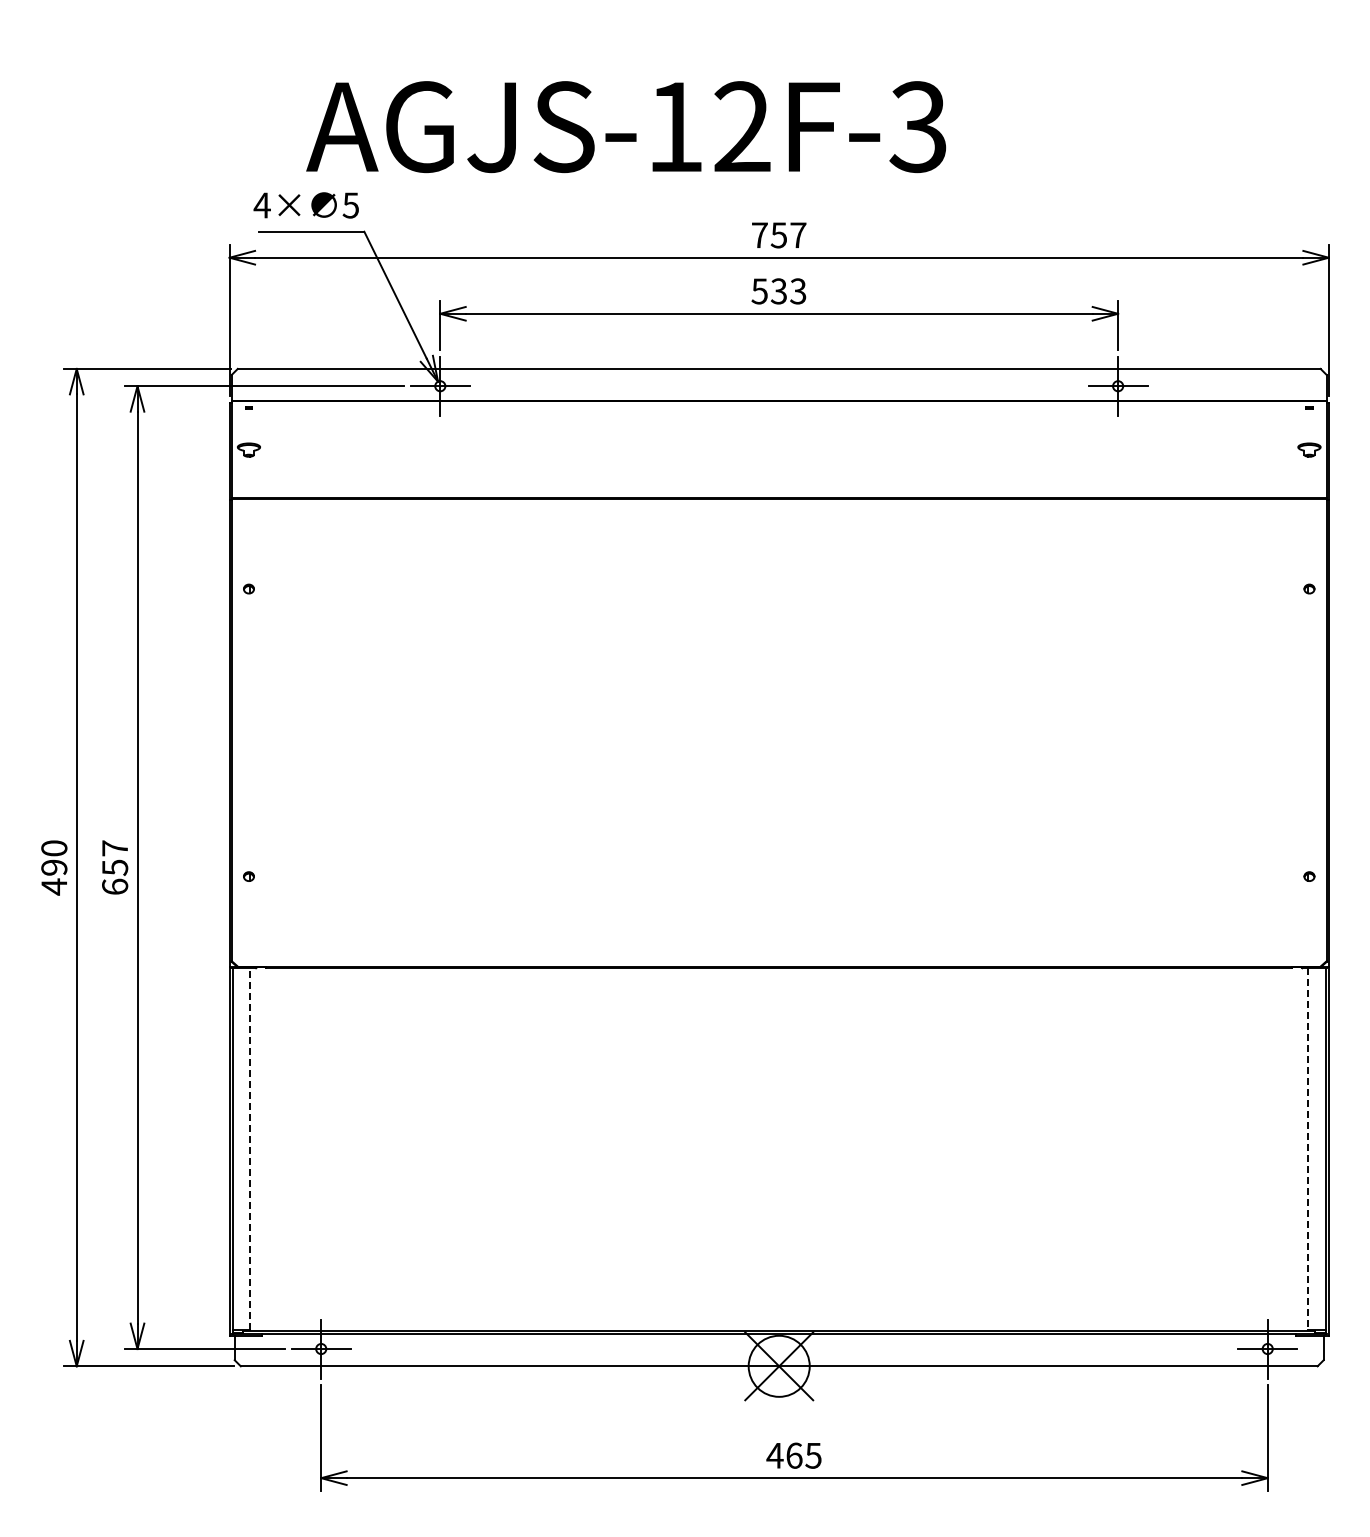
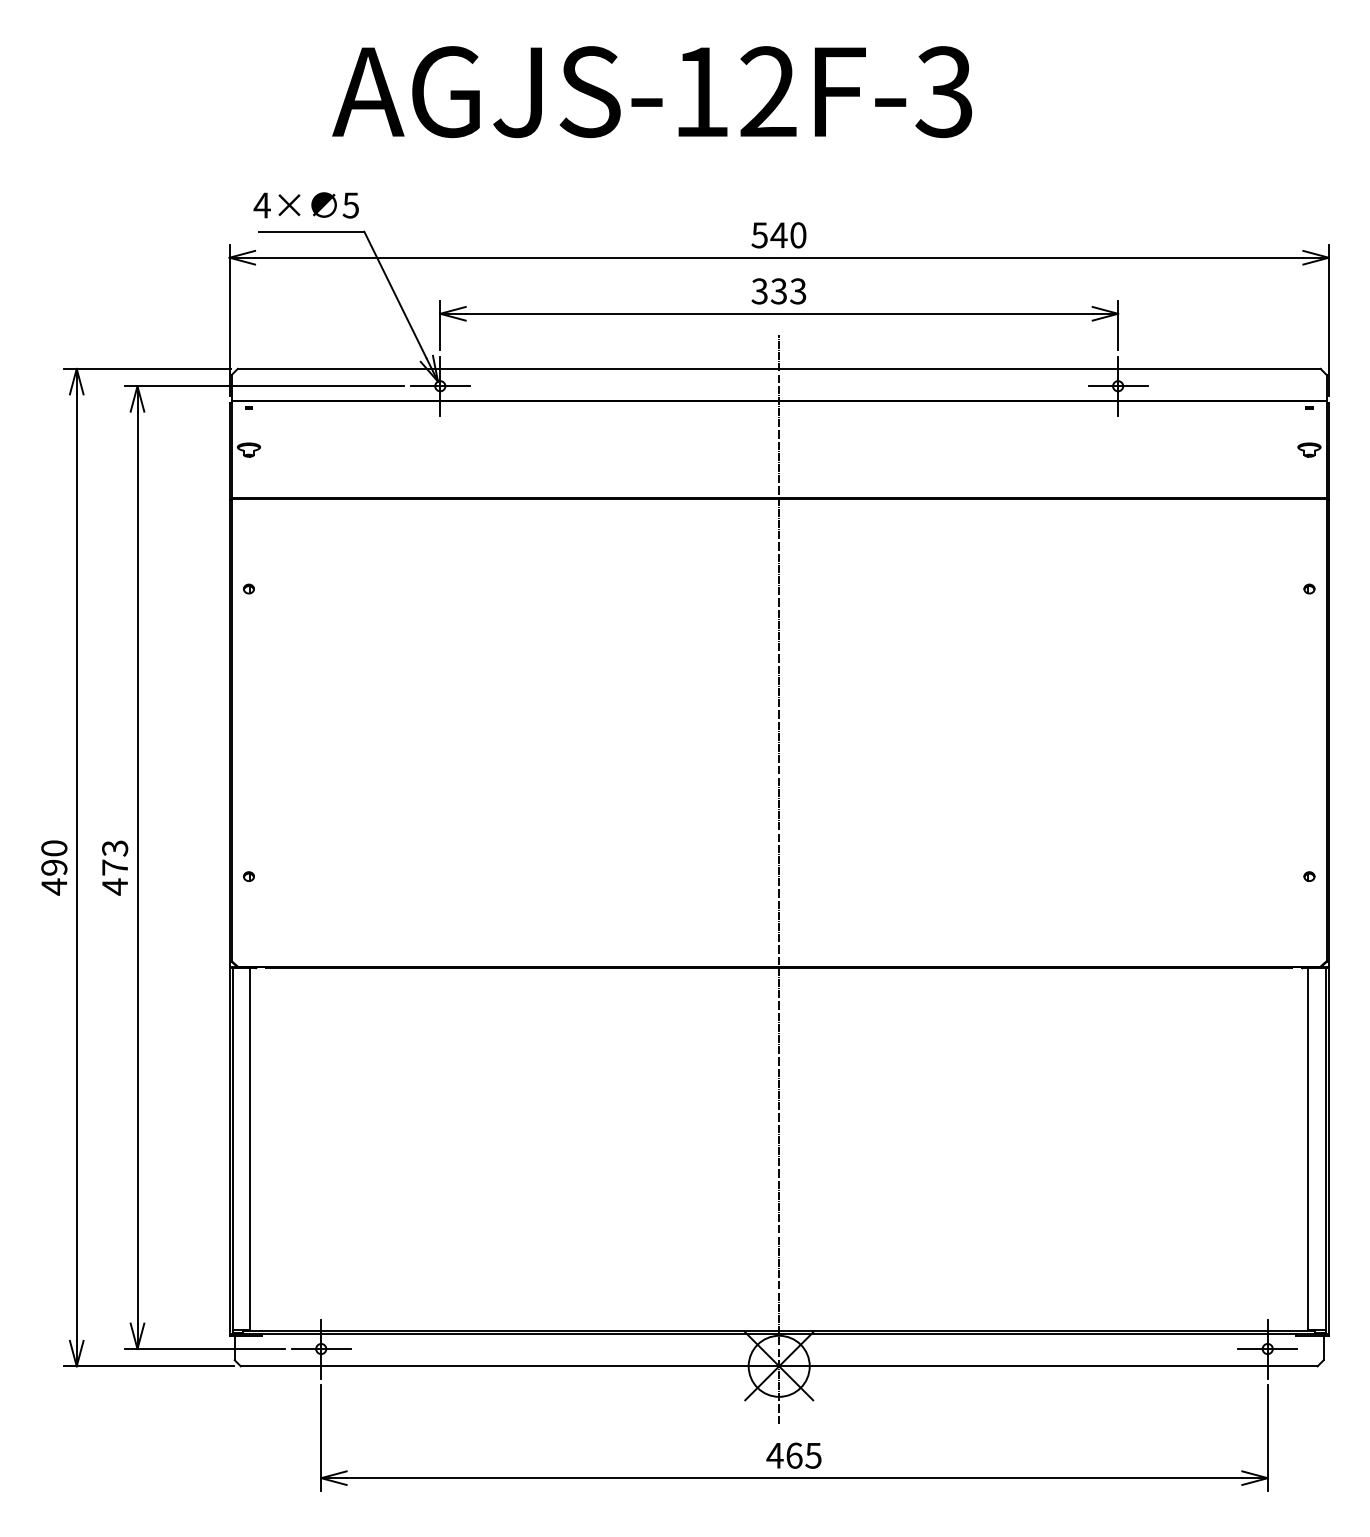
text position: (626, 127) -> (652, 92) (652, 92)
text: 757 -> 540 (778, 235)
text: 533 -> 333 (759, 290)
text: 657 -> 473 (115, 867)
line: none -> present (779, 878)
line: dashed -> solid (250, 1148)
line: dashed -> solid (1308, 1149)
